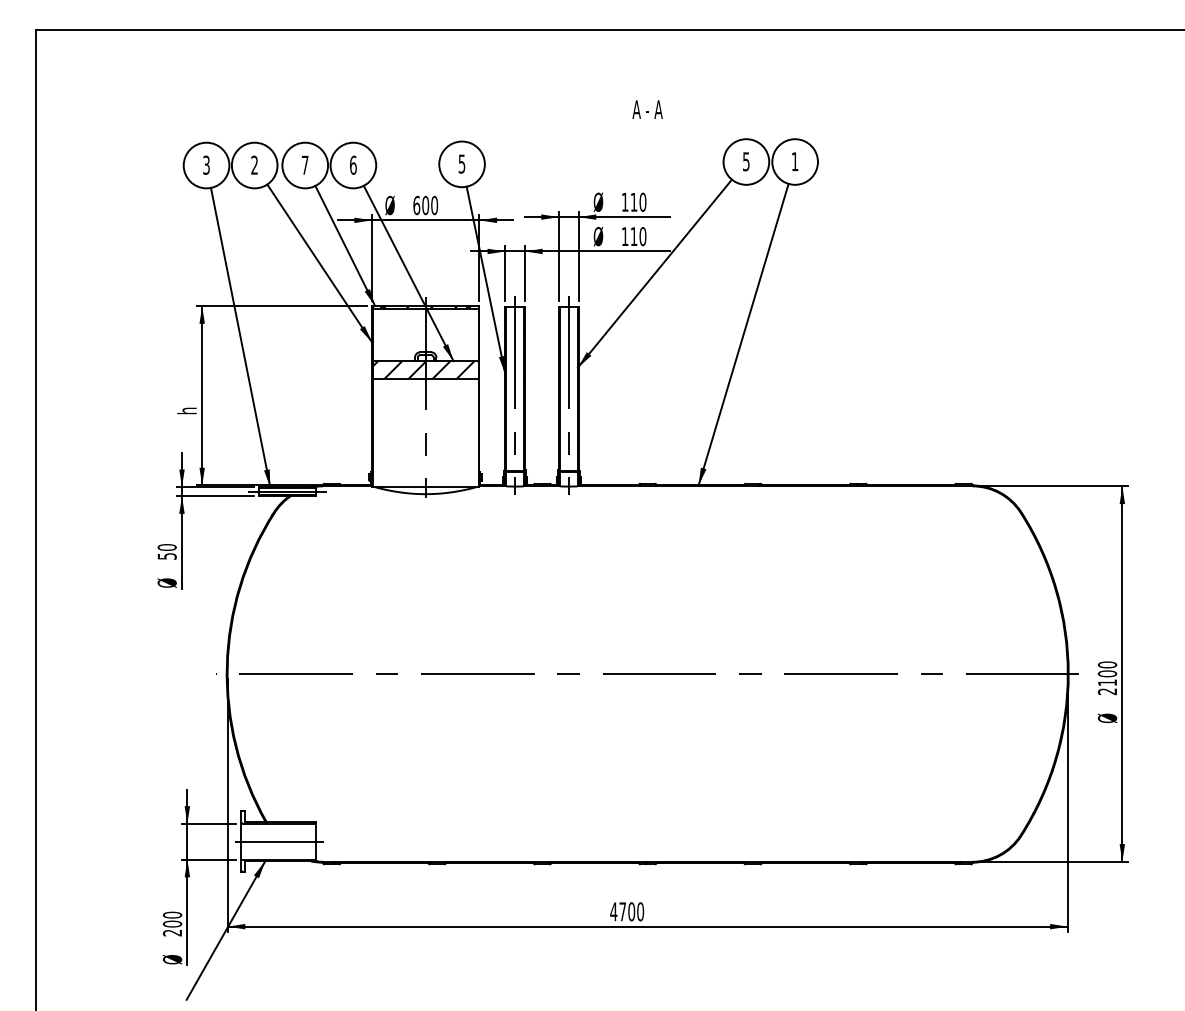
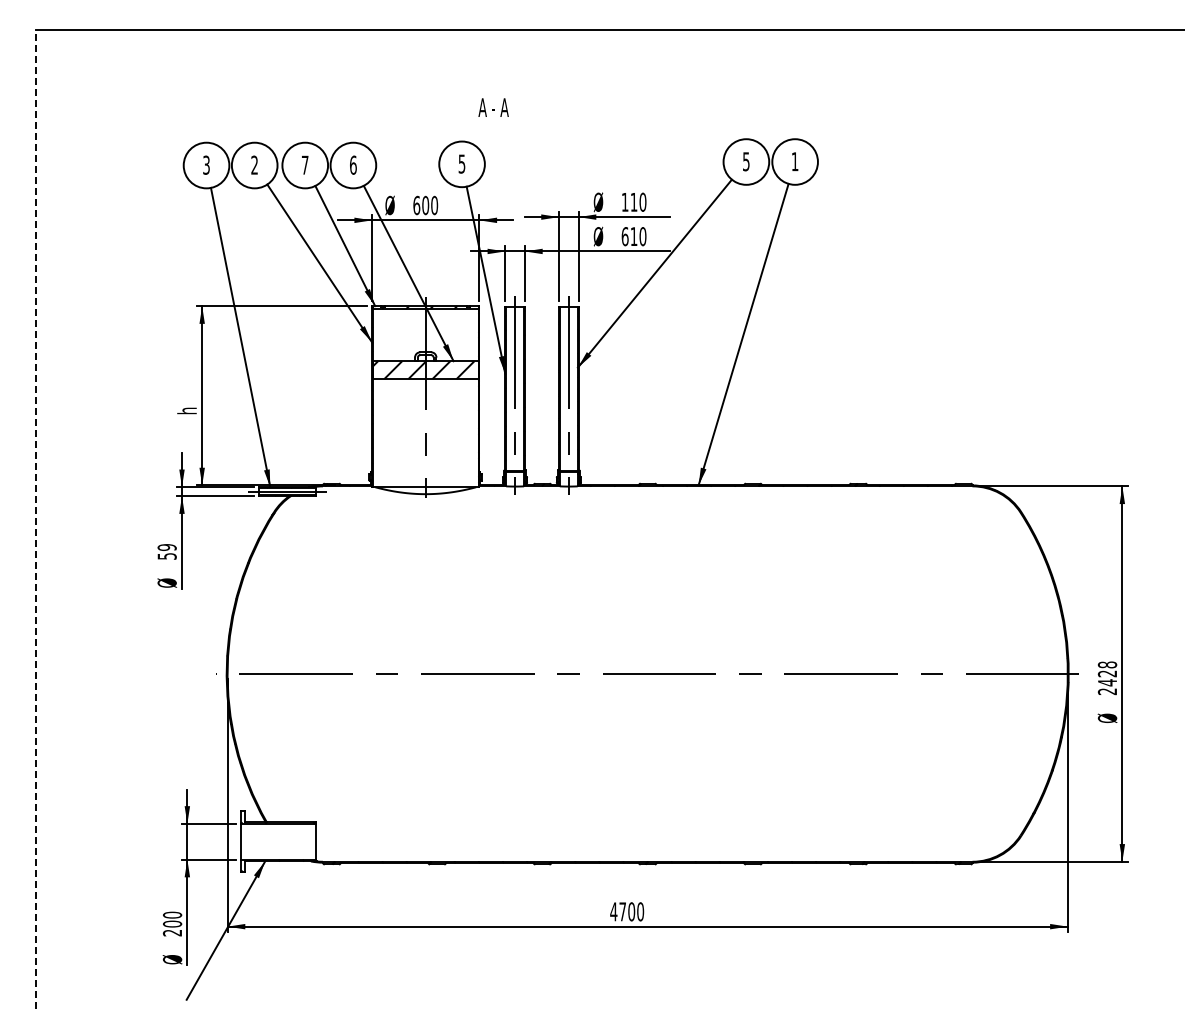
text position: (647, 109) -> (493, 107) (493, 107)
text: 110 -> 610 (624, 236)
line: solid -> dashed (35, 520)
text: 50 -> 59 (166, 547)
text: 2100 -> 2428 (1107, 673)
line: present -> none (278, 841)
